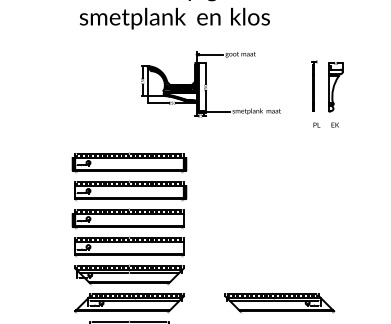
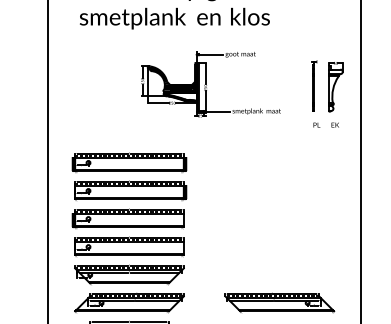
line: none -> present (48, 161)
line: none -> present (361, 161)
